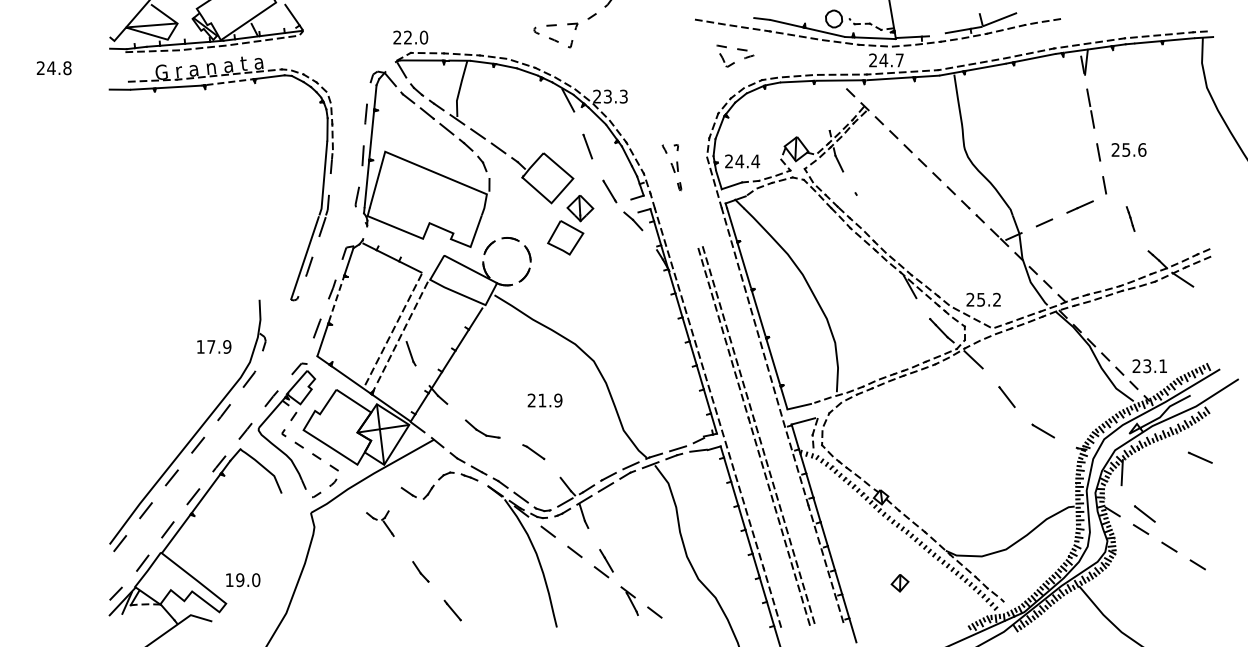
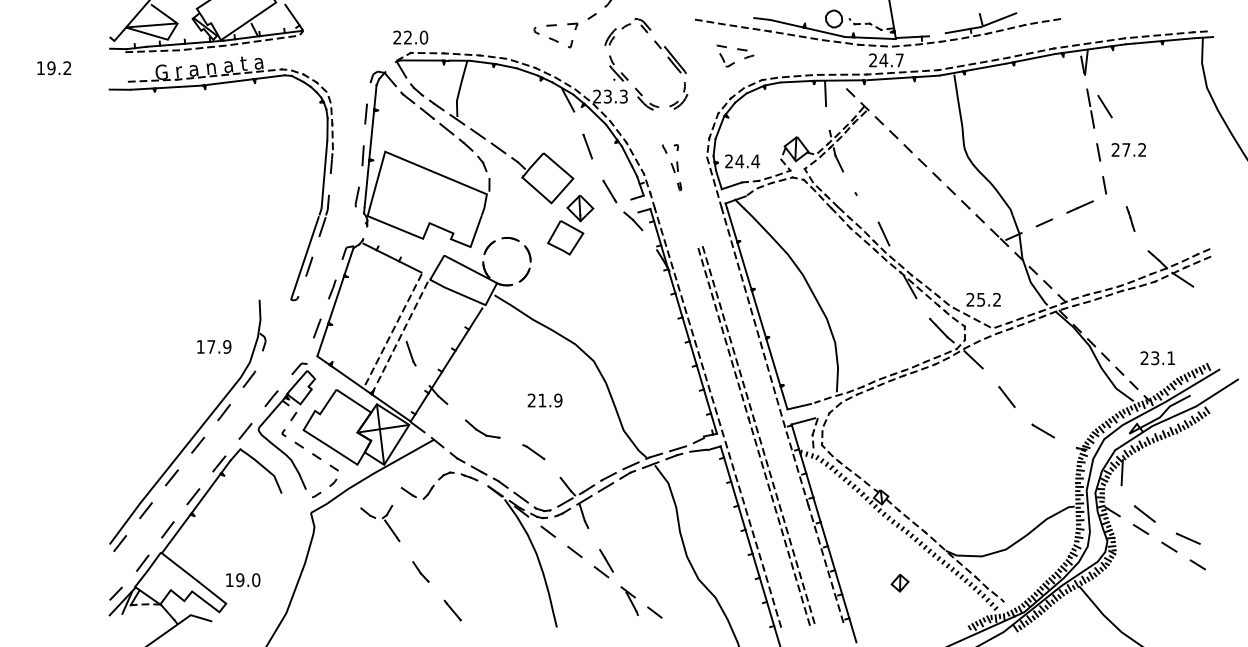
part: none -> present (660, 49)
text: 24.8 -> 19.2 (53, 68)
line: dashed -> solid (233, 81)
line: none -> present (825, 93)
line: none -> present (1104, 106)
text: 25.6 -> 27.2 (1134, 149)
line: none -> present (883, 233)
line: dashed -> solid (337, 297)
text position: (1149, 366) -> (1157, 358) (1157, 358)
line position: (1199, 457) -> (1187, 538) (1187, 538)
part size: 29x27 px -> 41x38 px (380, 523)
